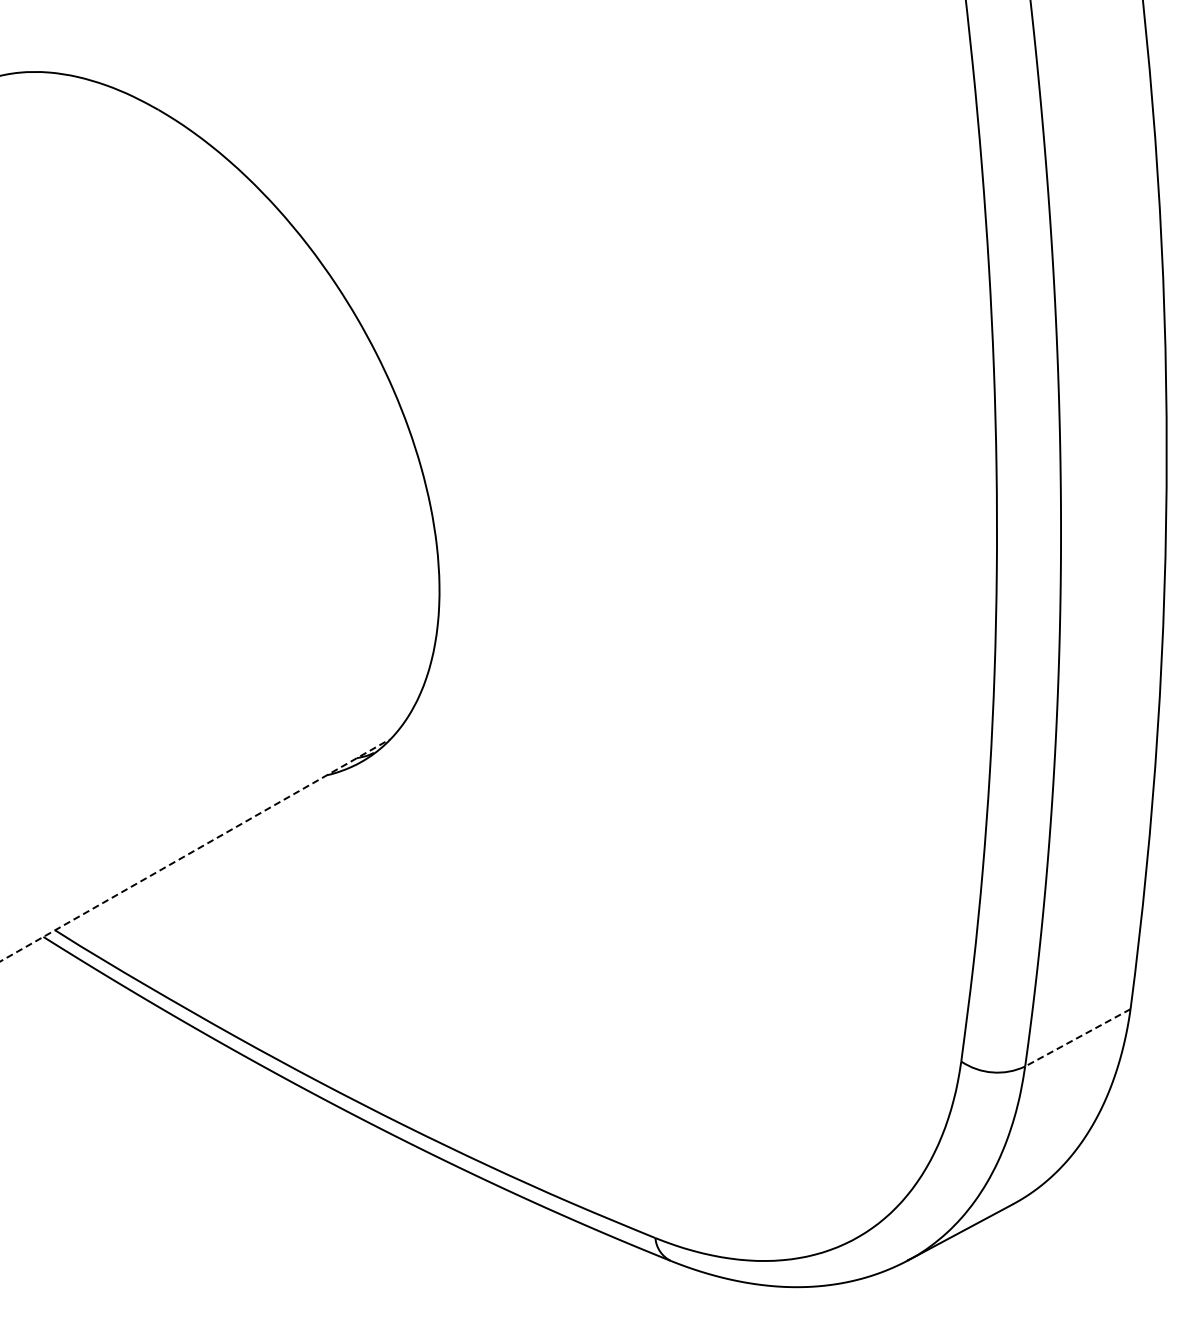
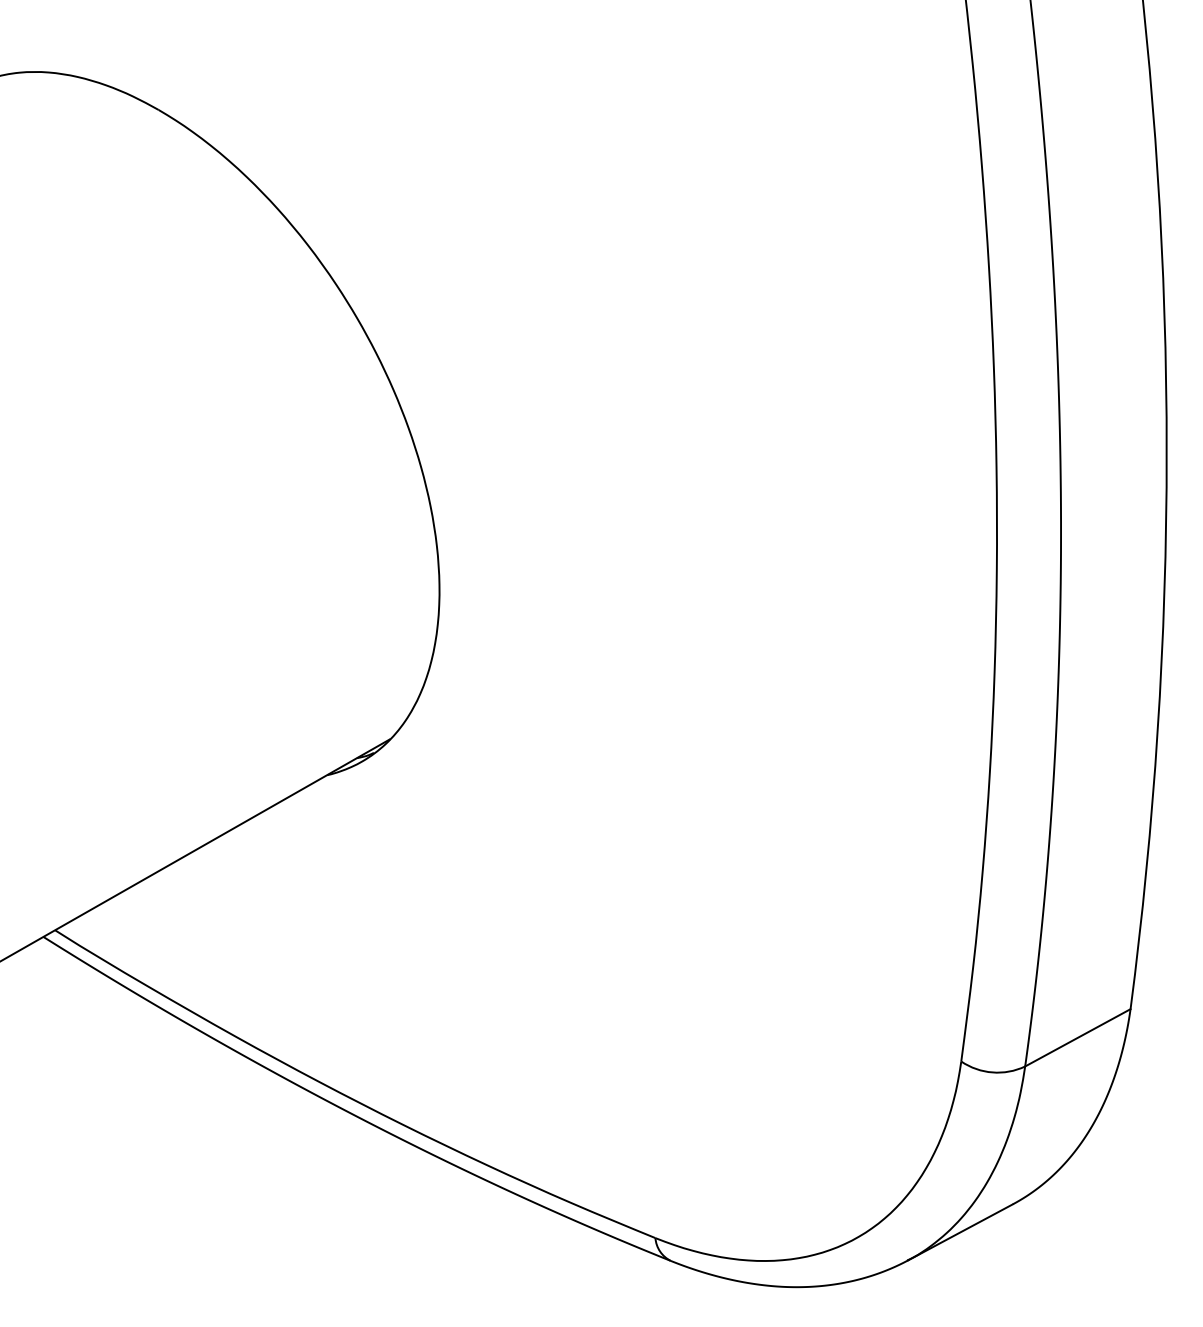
line: dashed -> solid (195, 850)
line: dashed -> solid (1077, 1037)
